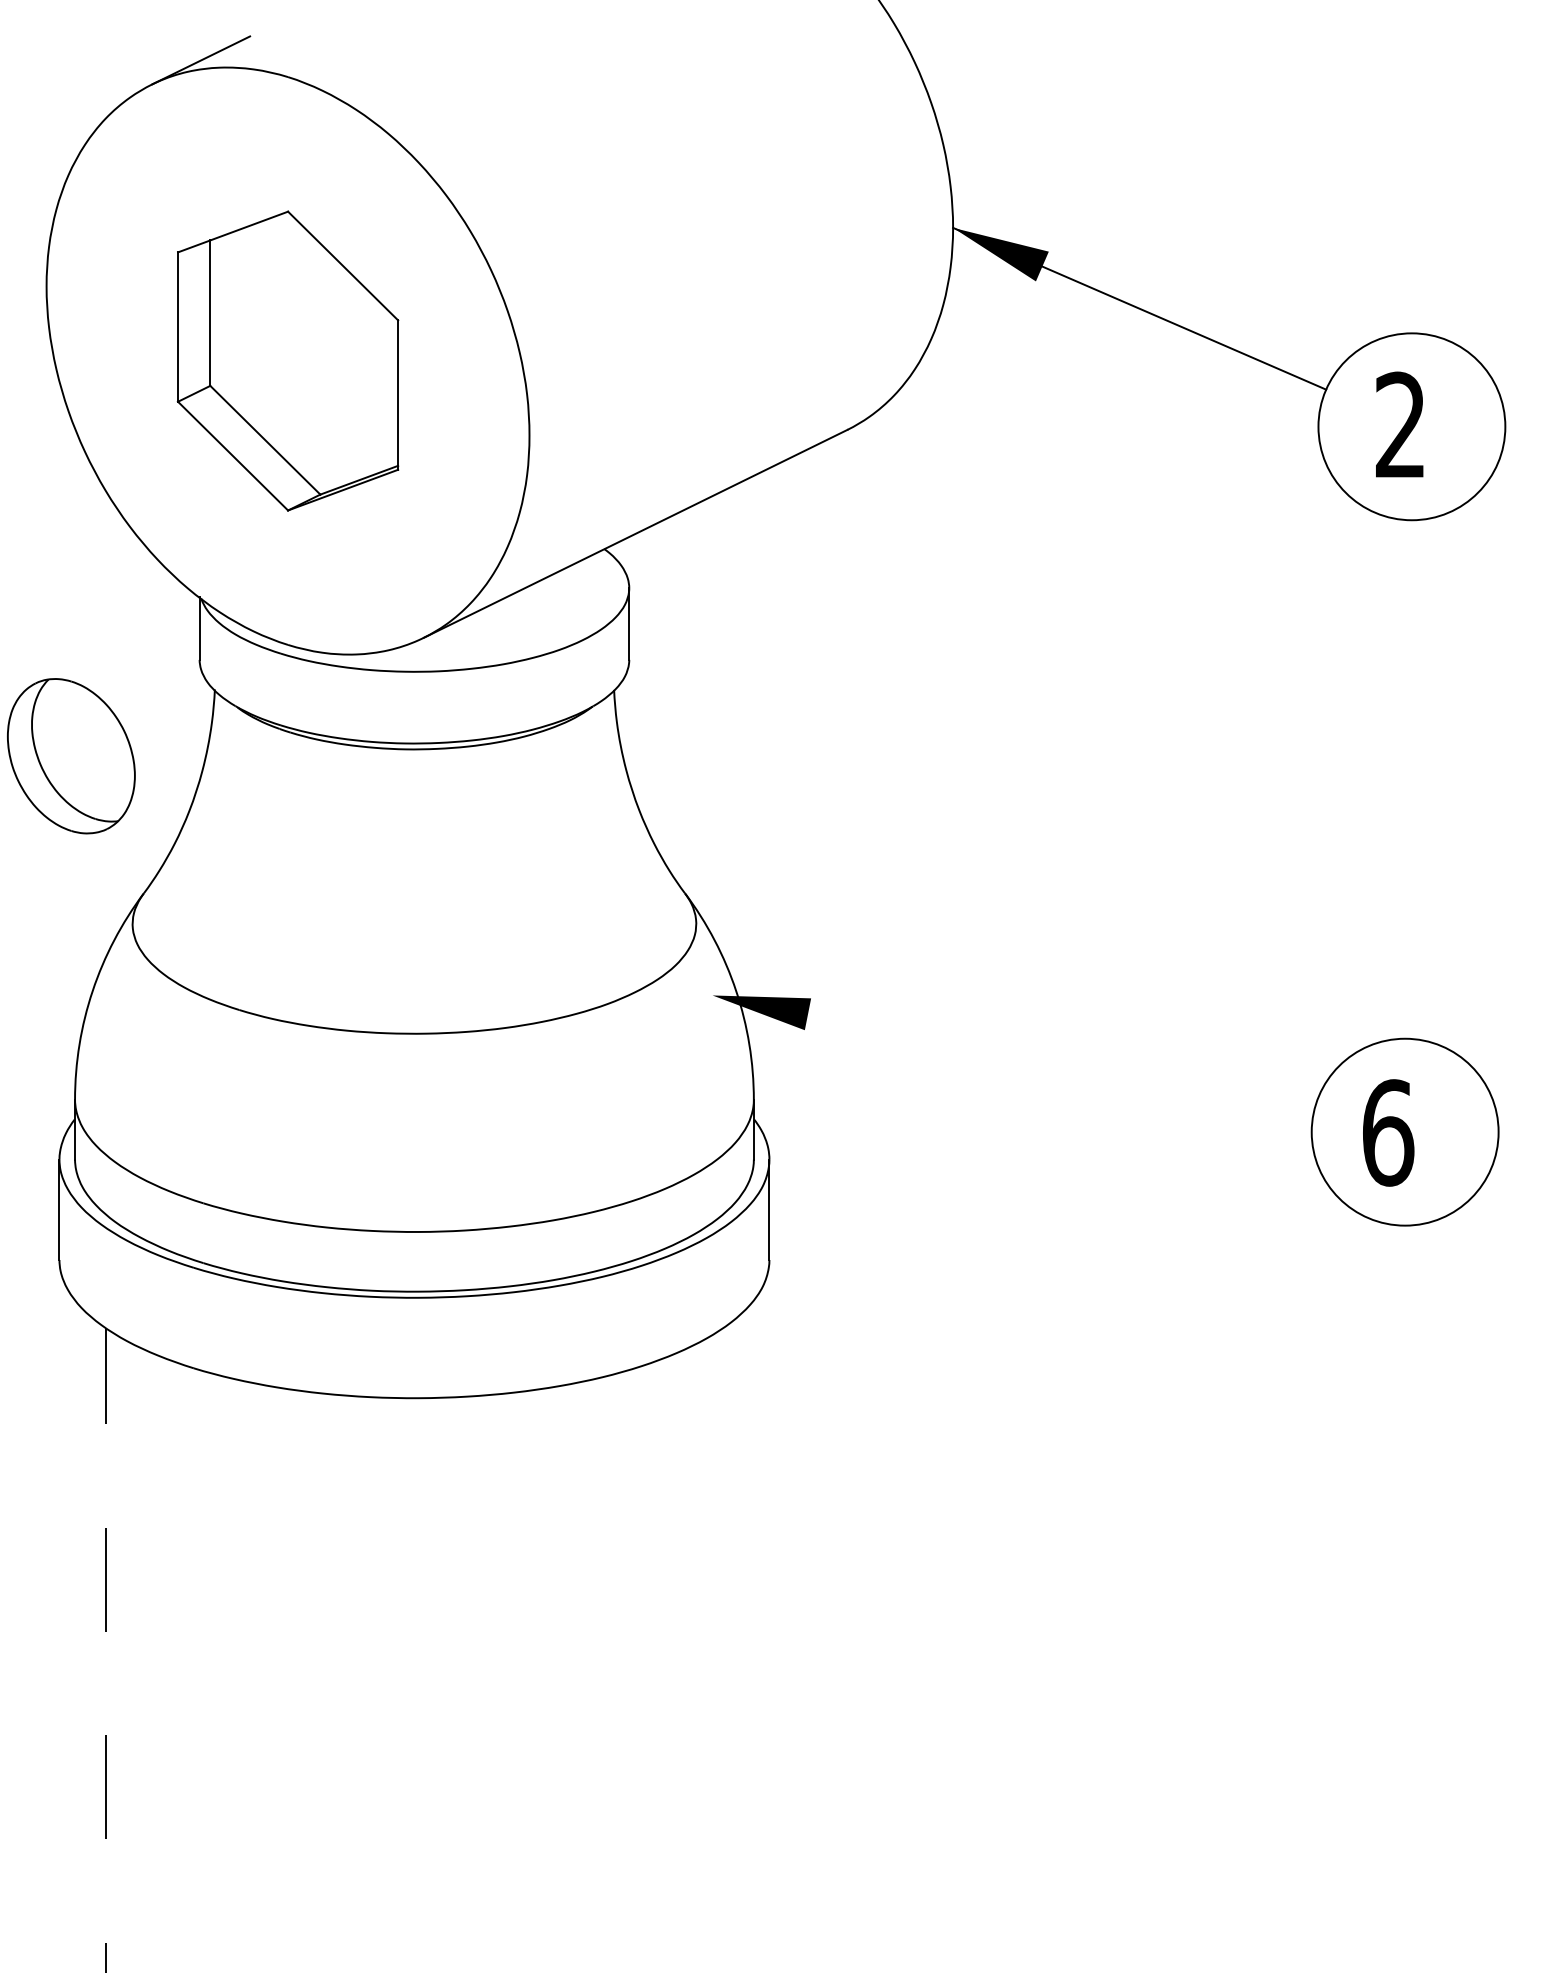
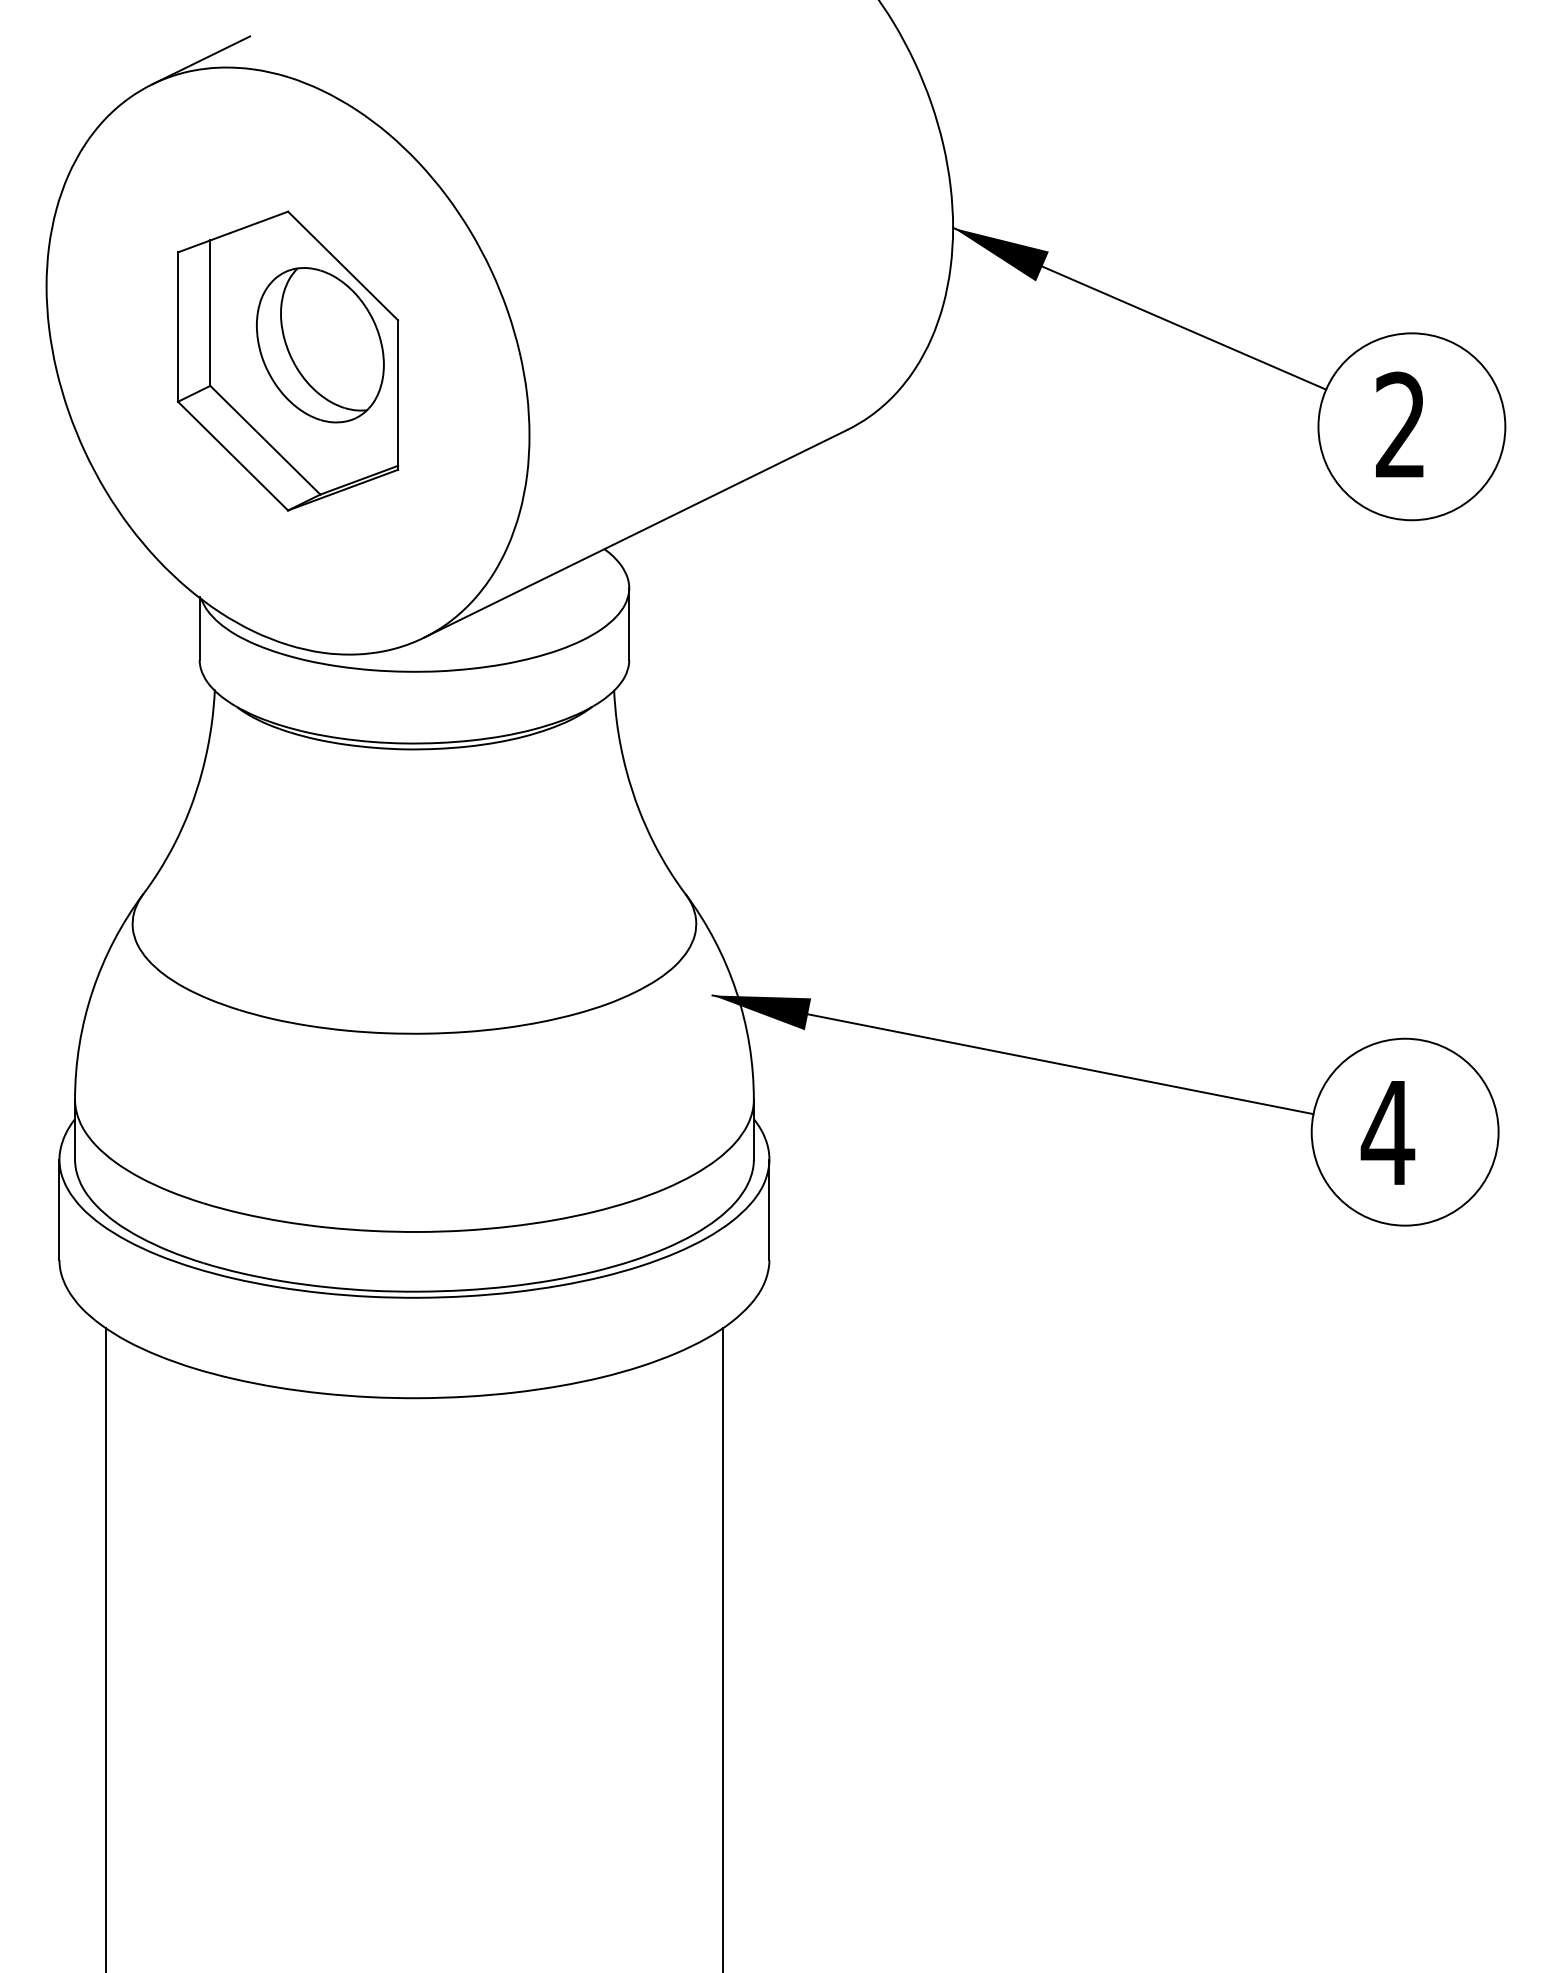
part position: (71, 756) -> (320, 345) (320, 345)
line: none -> present (1012, 1054)
text: 6 -> 4 (1387, 1132)
line: none -> present (723, 1648)
line: dashed -> solid (105, 1649)
